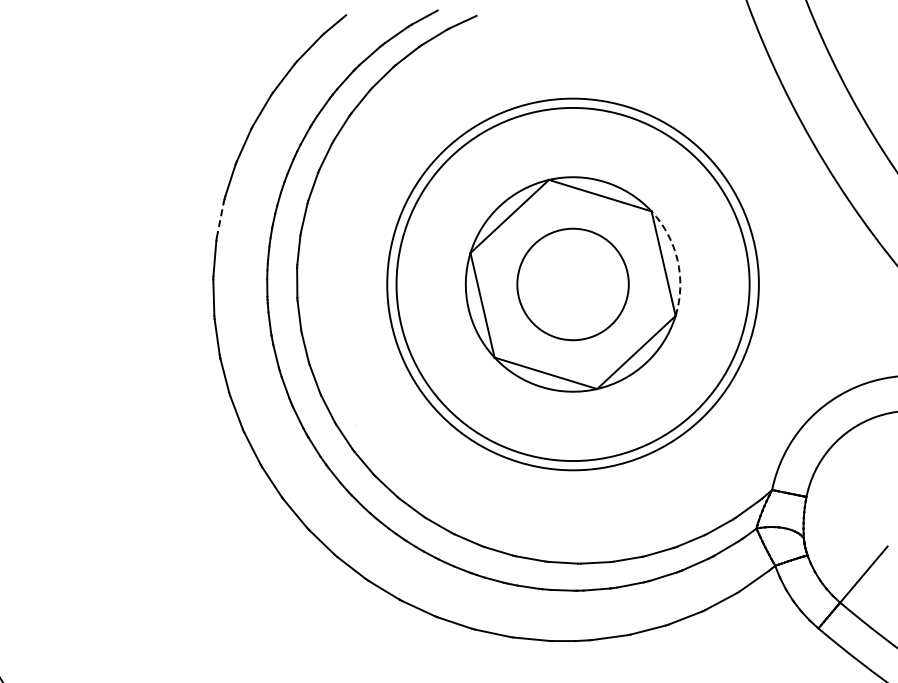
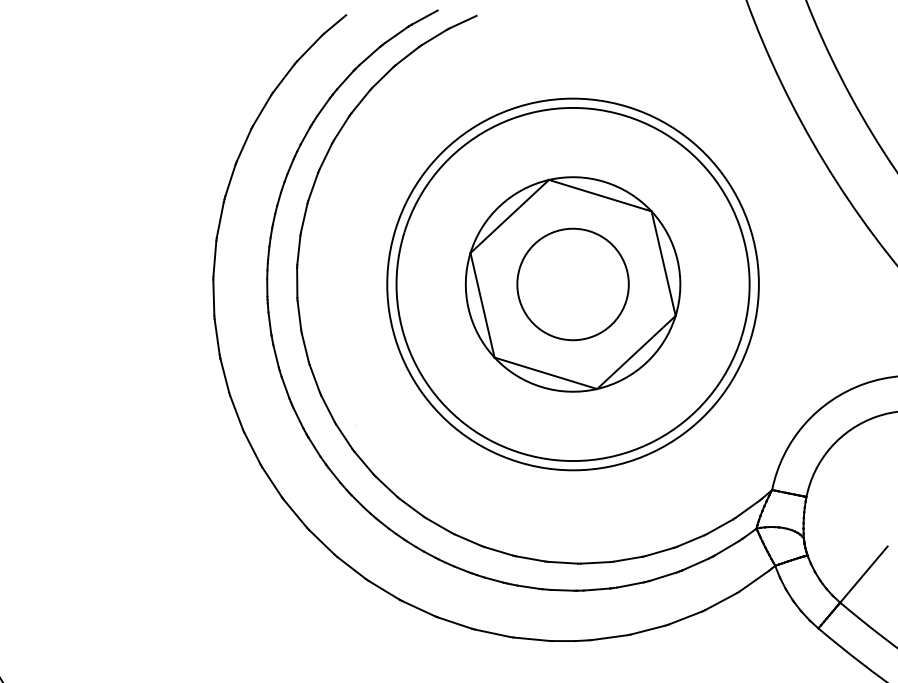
line: dashed -> solid (220, 219)
arc: dashed -> solid (677, 260)
